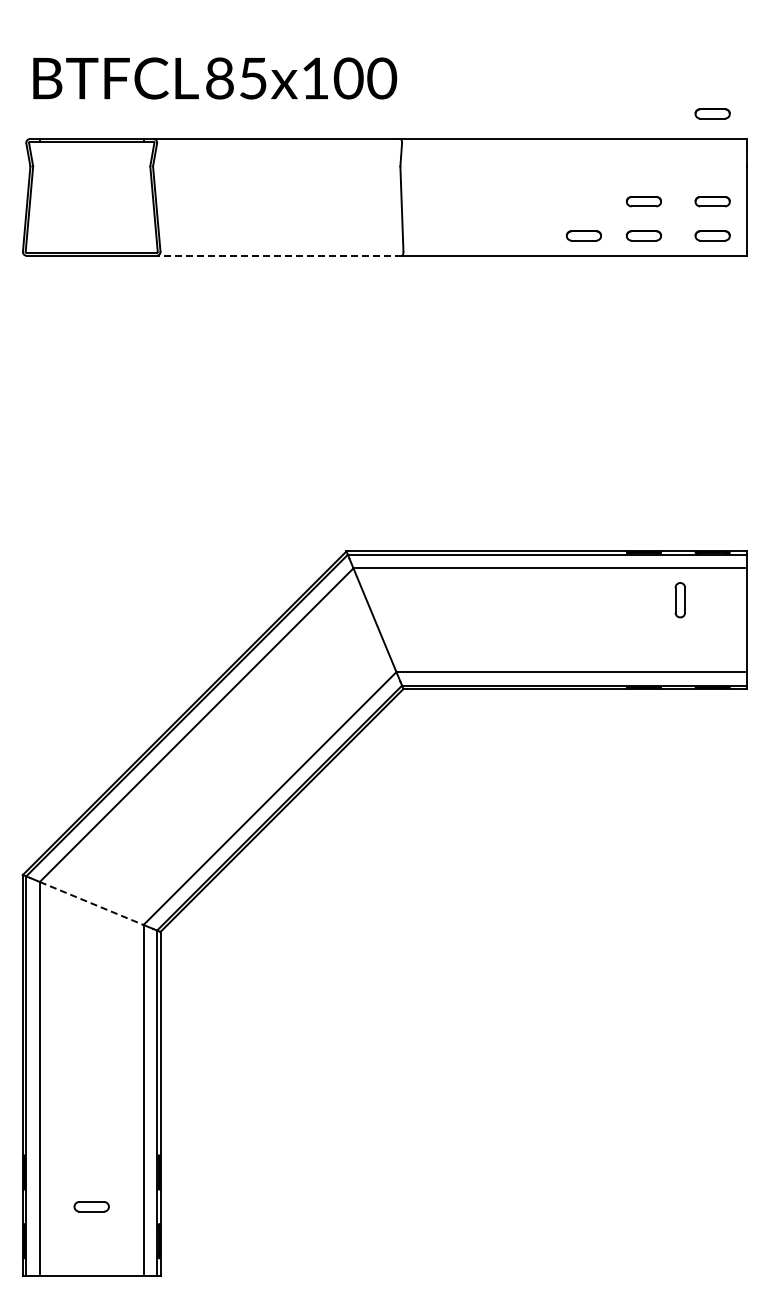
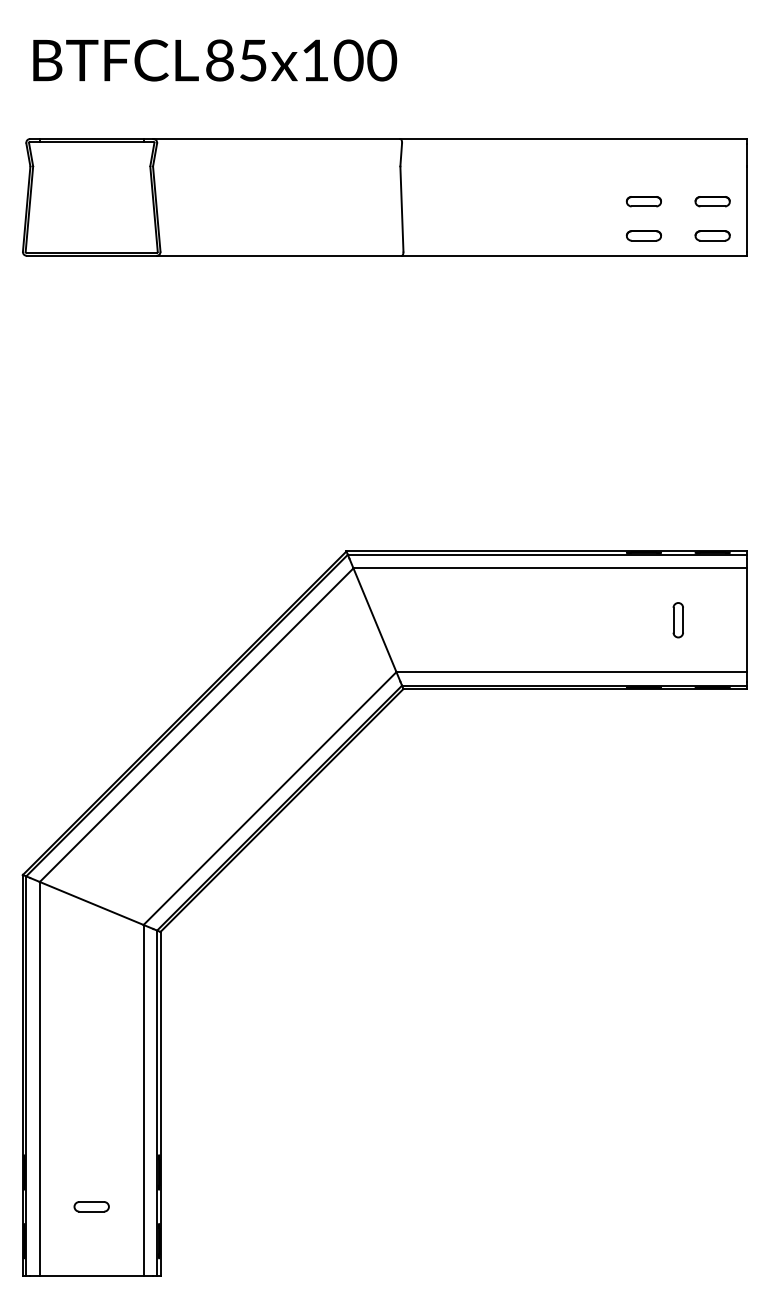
text position: (215, 78) -> (215, 60) (215, 60)
part: present -> none (712, 113)
part: present -> none (583, 235)
line: dashed -> solid (279, 255)
part position: (679, 600) -> (677, 620) (677, 620)
line: dashed -> solid (92, 903)
